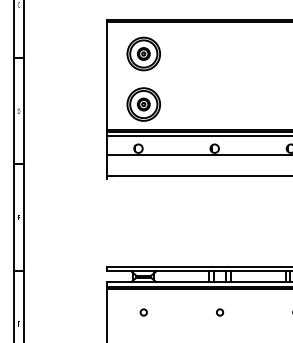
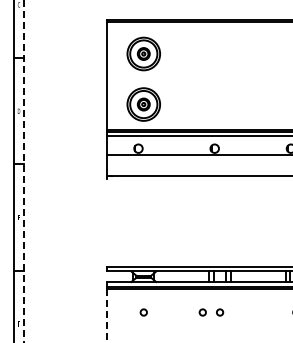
line: solid -> dashed (24, 171)
circle: none -> present (202, 312)
line: solid -> dashed (107, 315)
